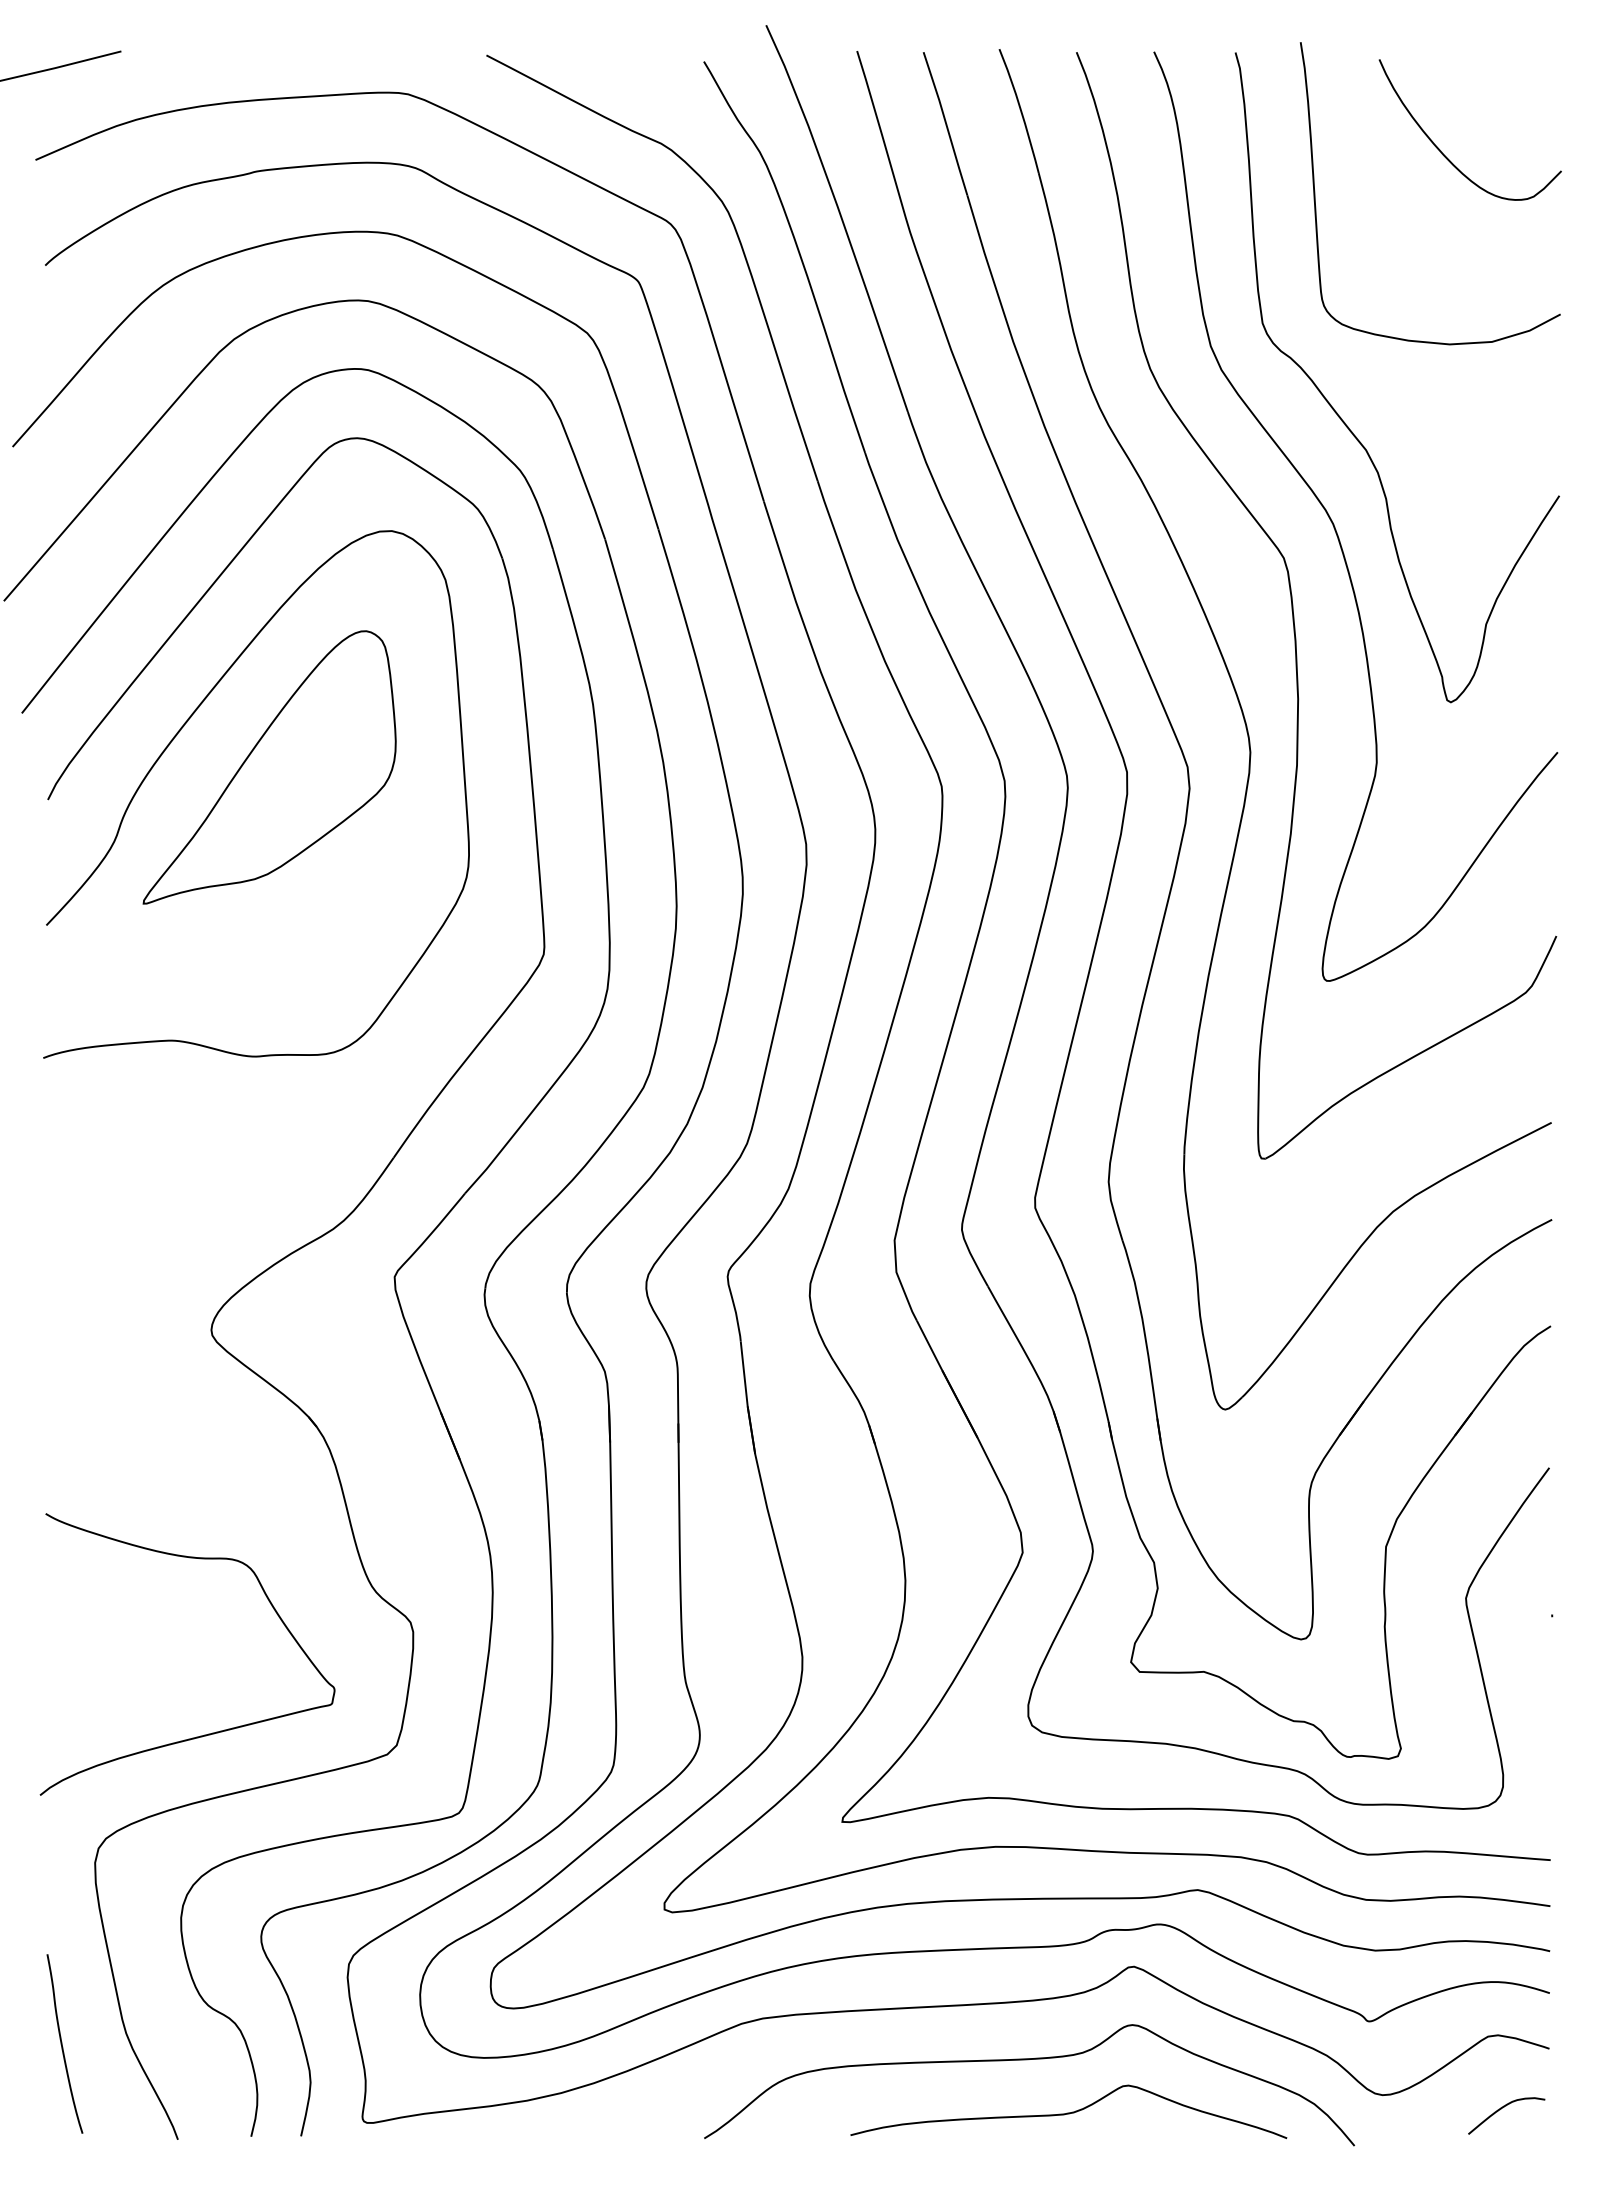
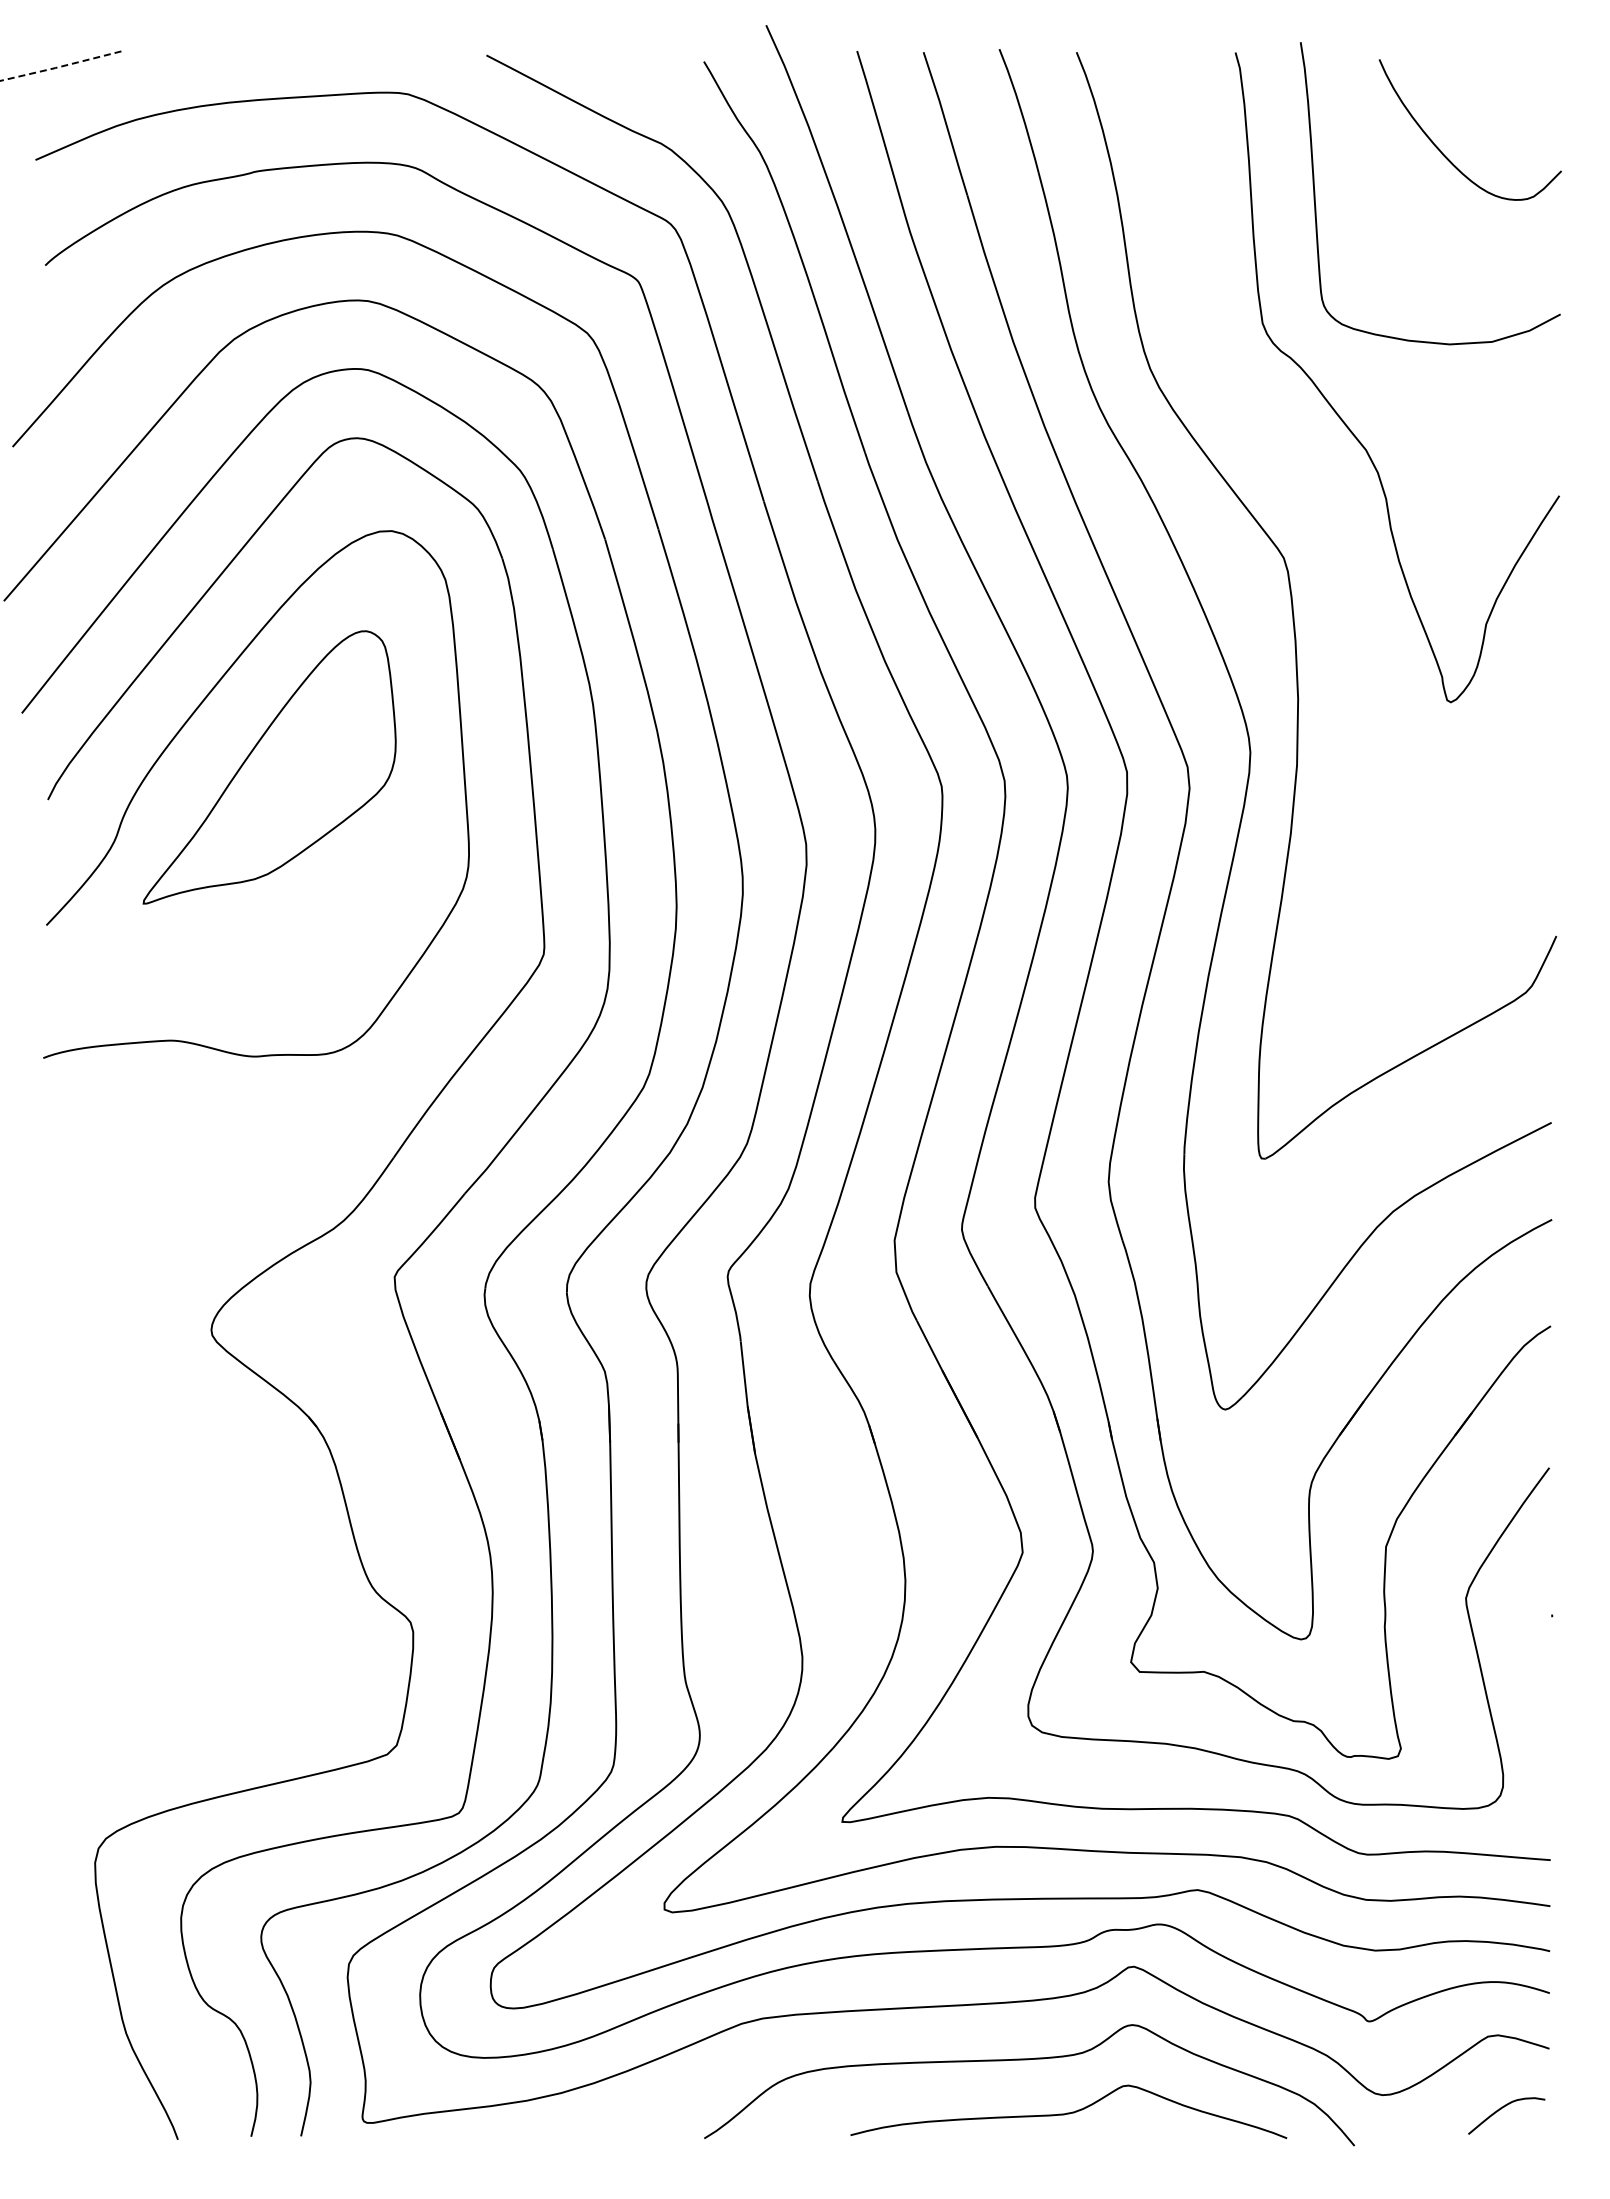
line: solid -> dashed (61, 66)
curve: present -> none (1335, 526)
curve: present -> none (208, 1733)
curve: present -> none (62, 2043)
